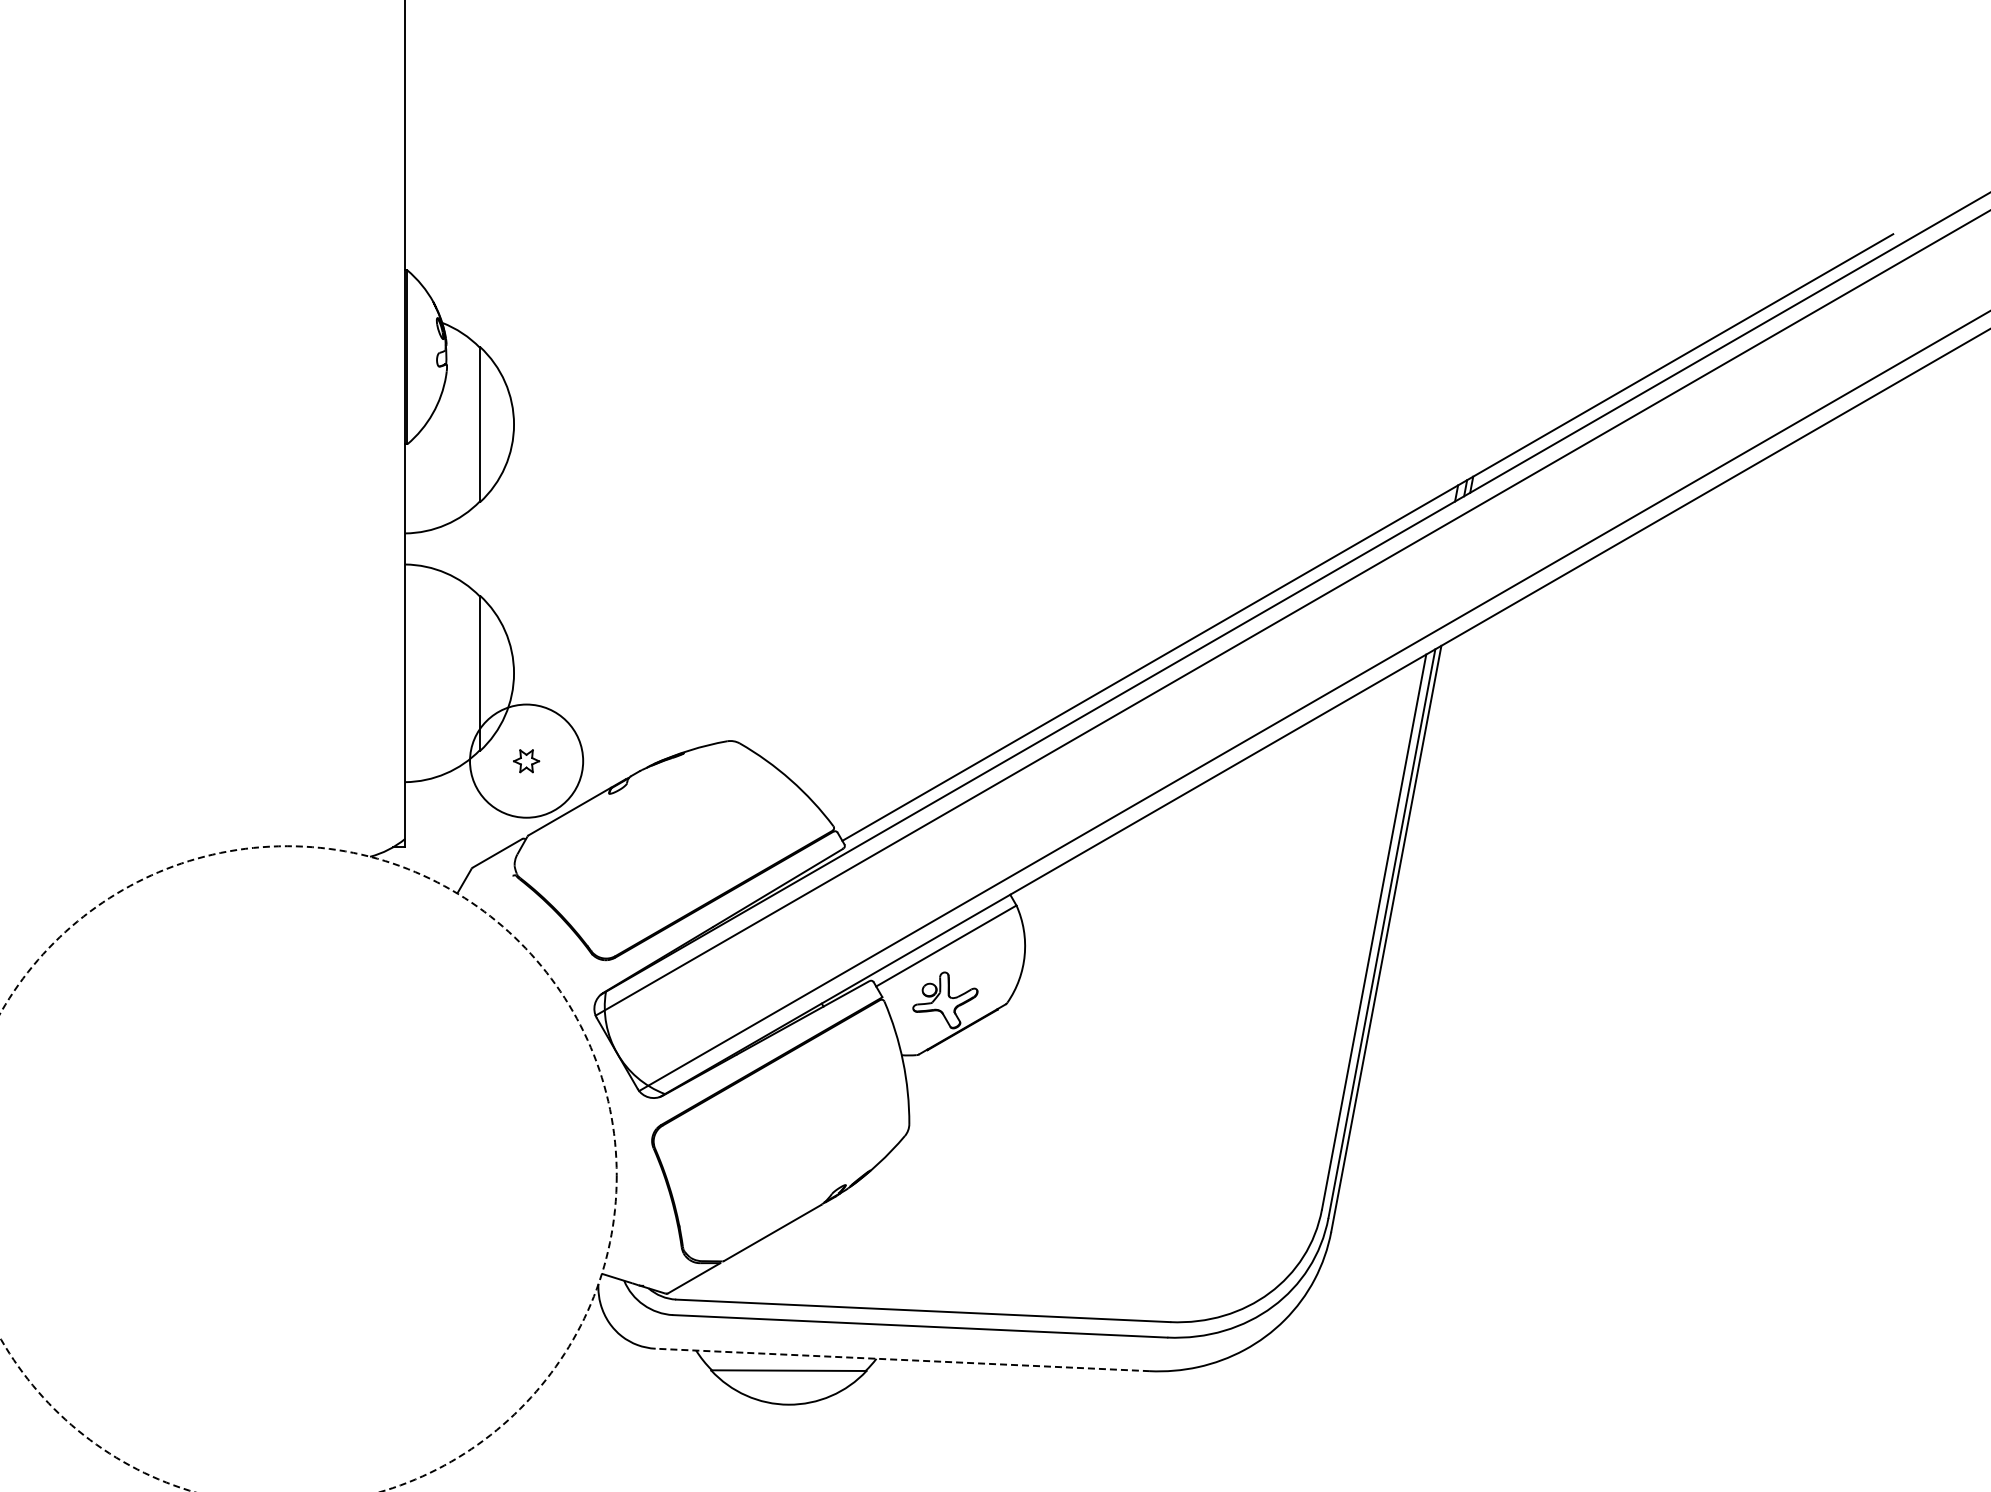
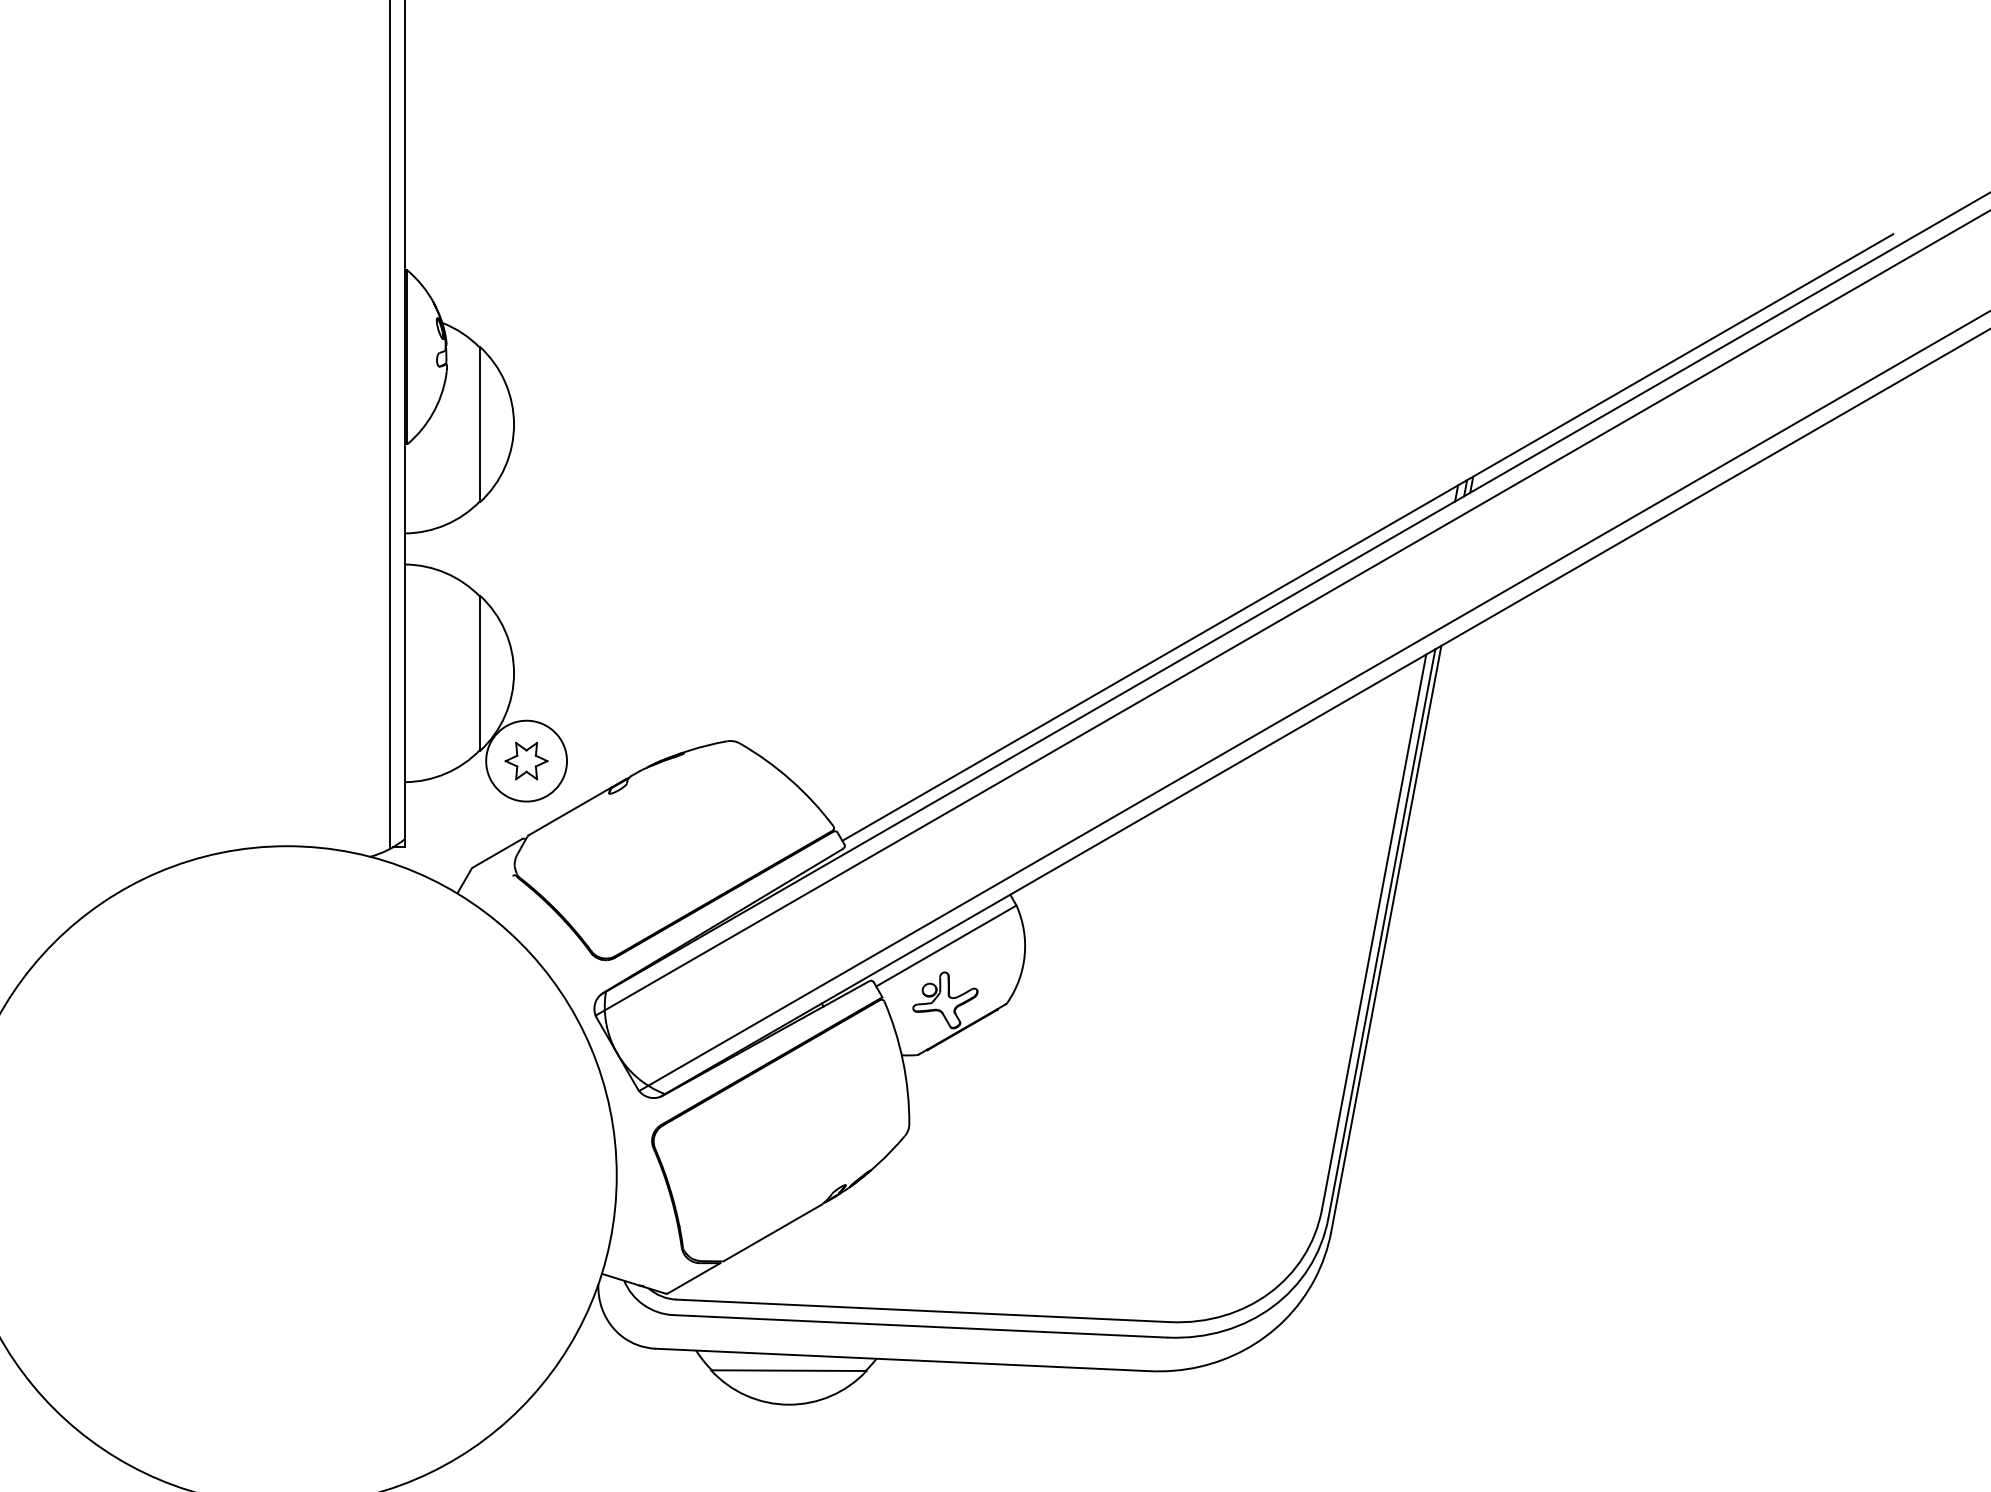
line: none -> present (389, 425)
circle diameter: 113 px -> 81 px (526, 760)
part size: 28x25 px -> 45x39 px (526, 761)
circle: dashed -> solid (308, 1168)
line: dashed -> solid (902, 1359)
